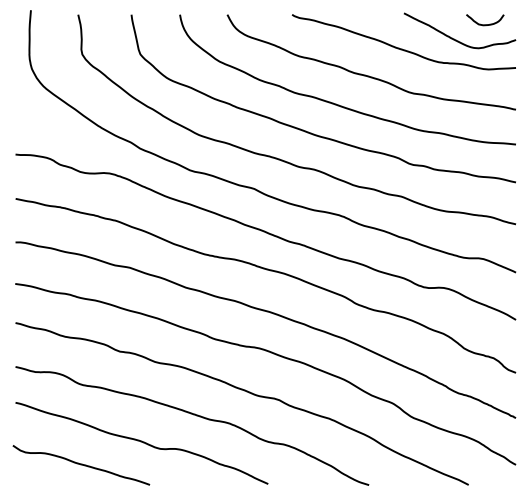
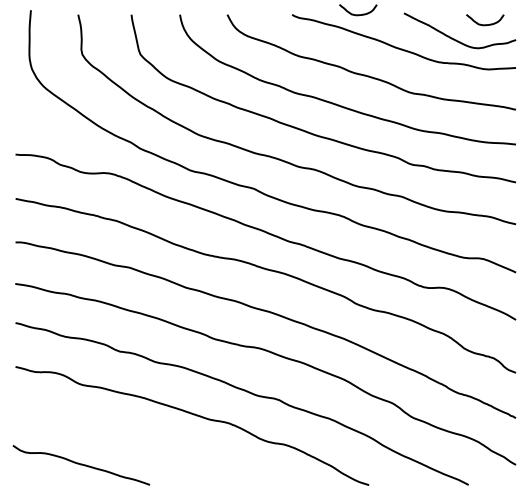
curve: none -> present (358, 14)
curve: present -> none (141, 442)
